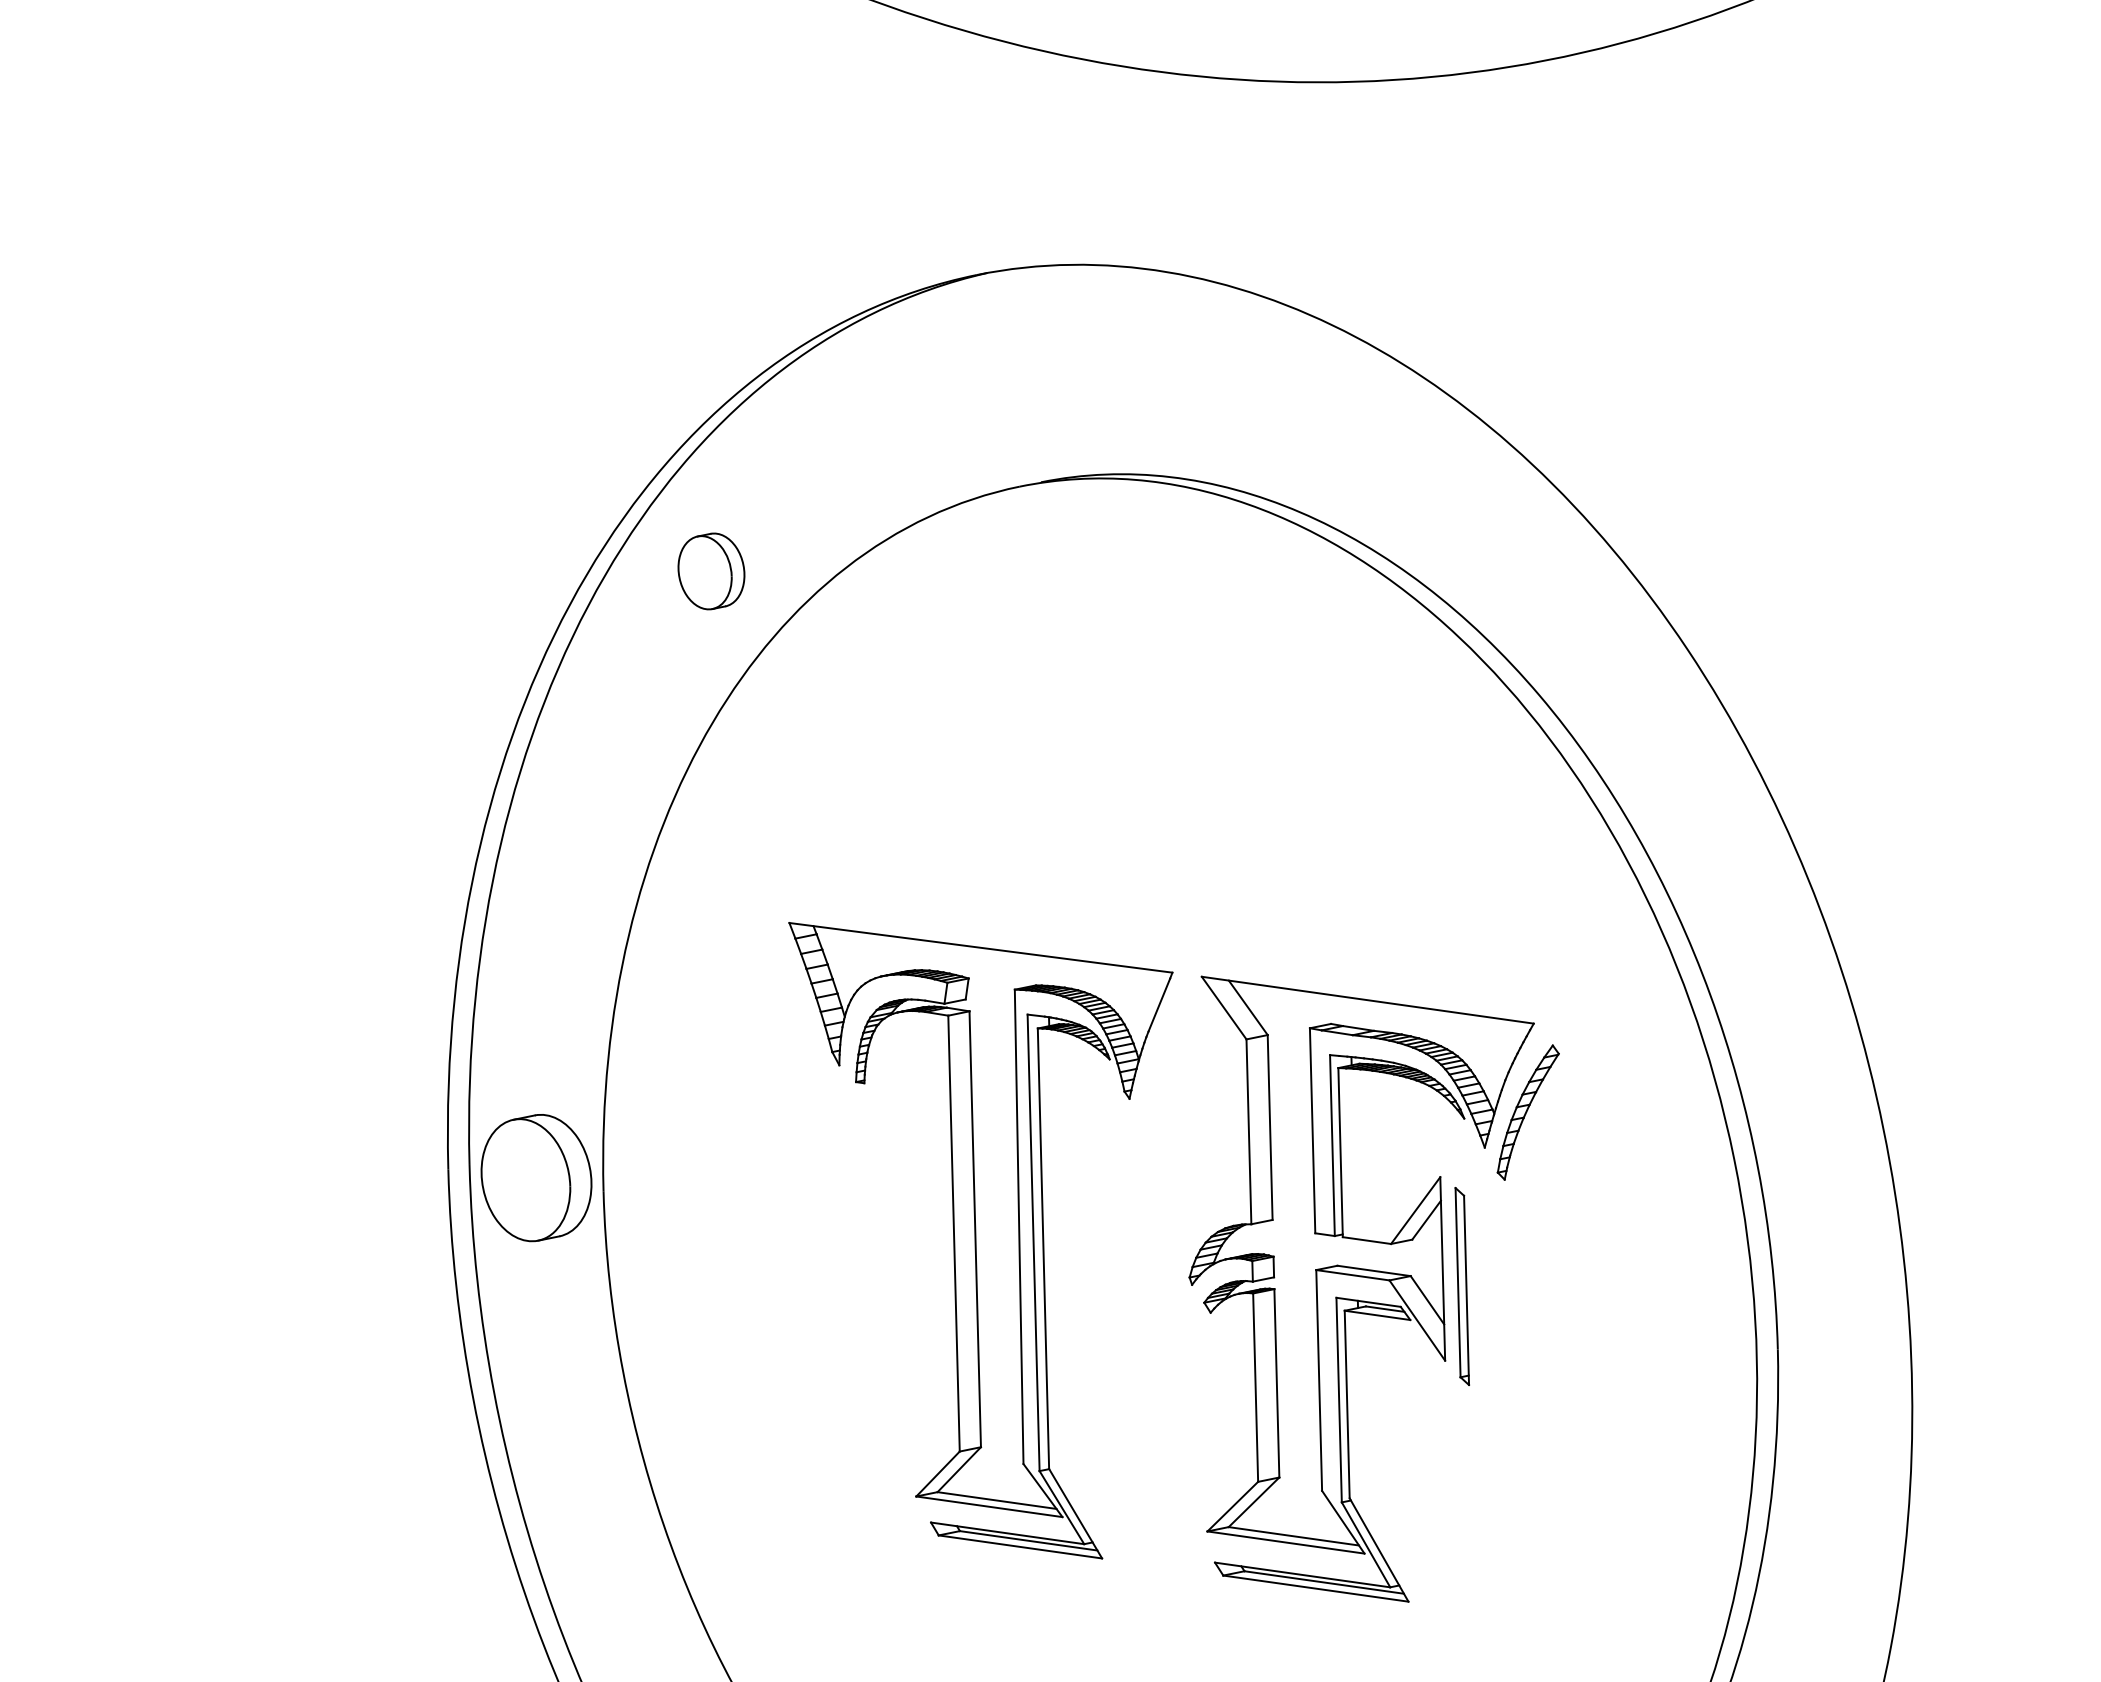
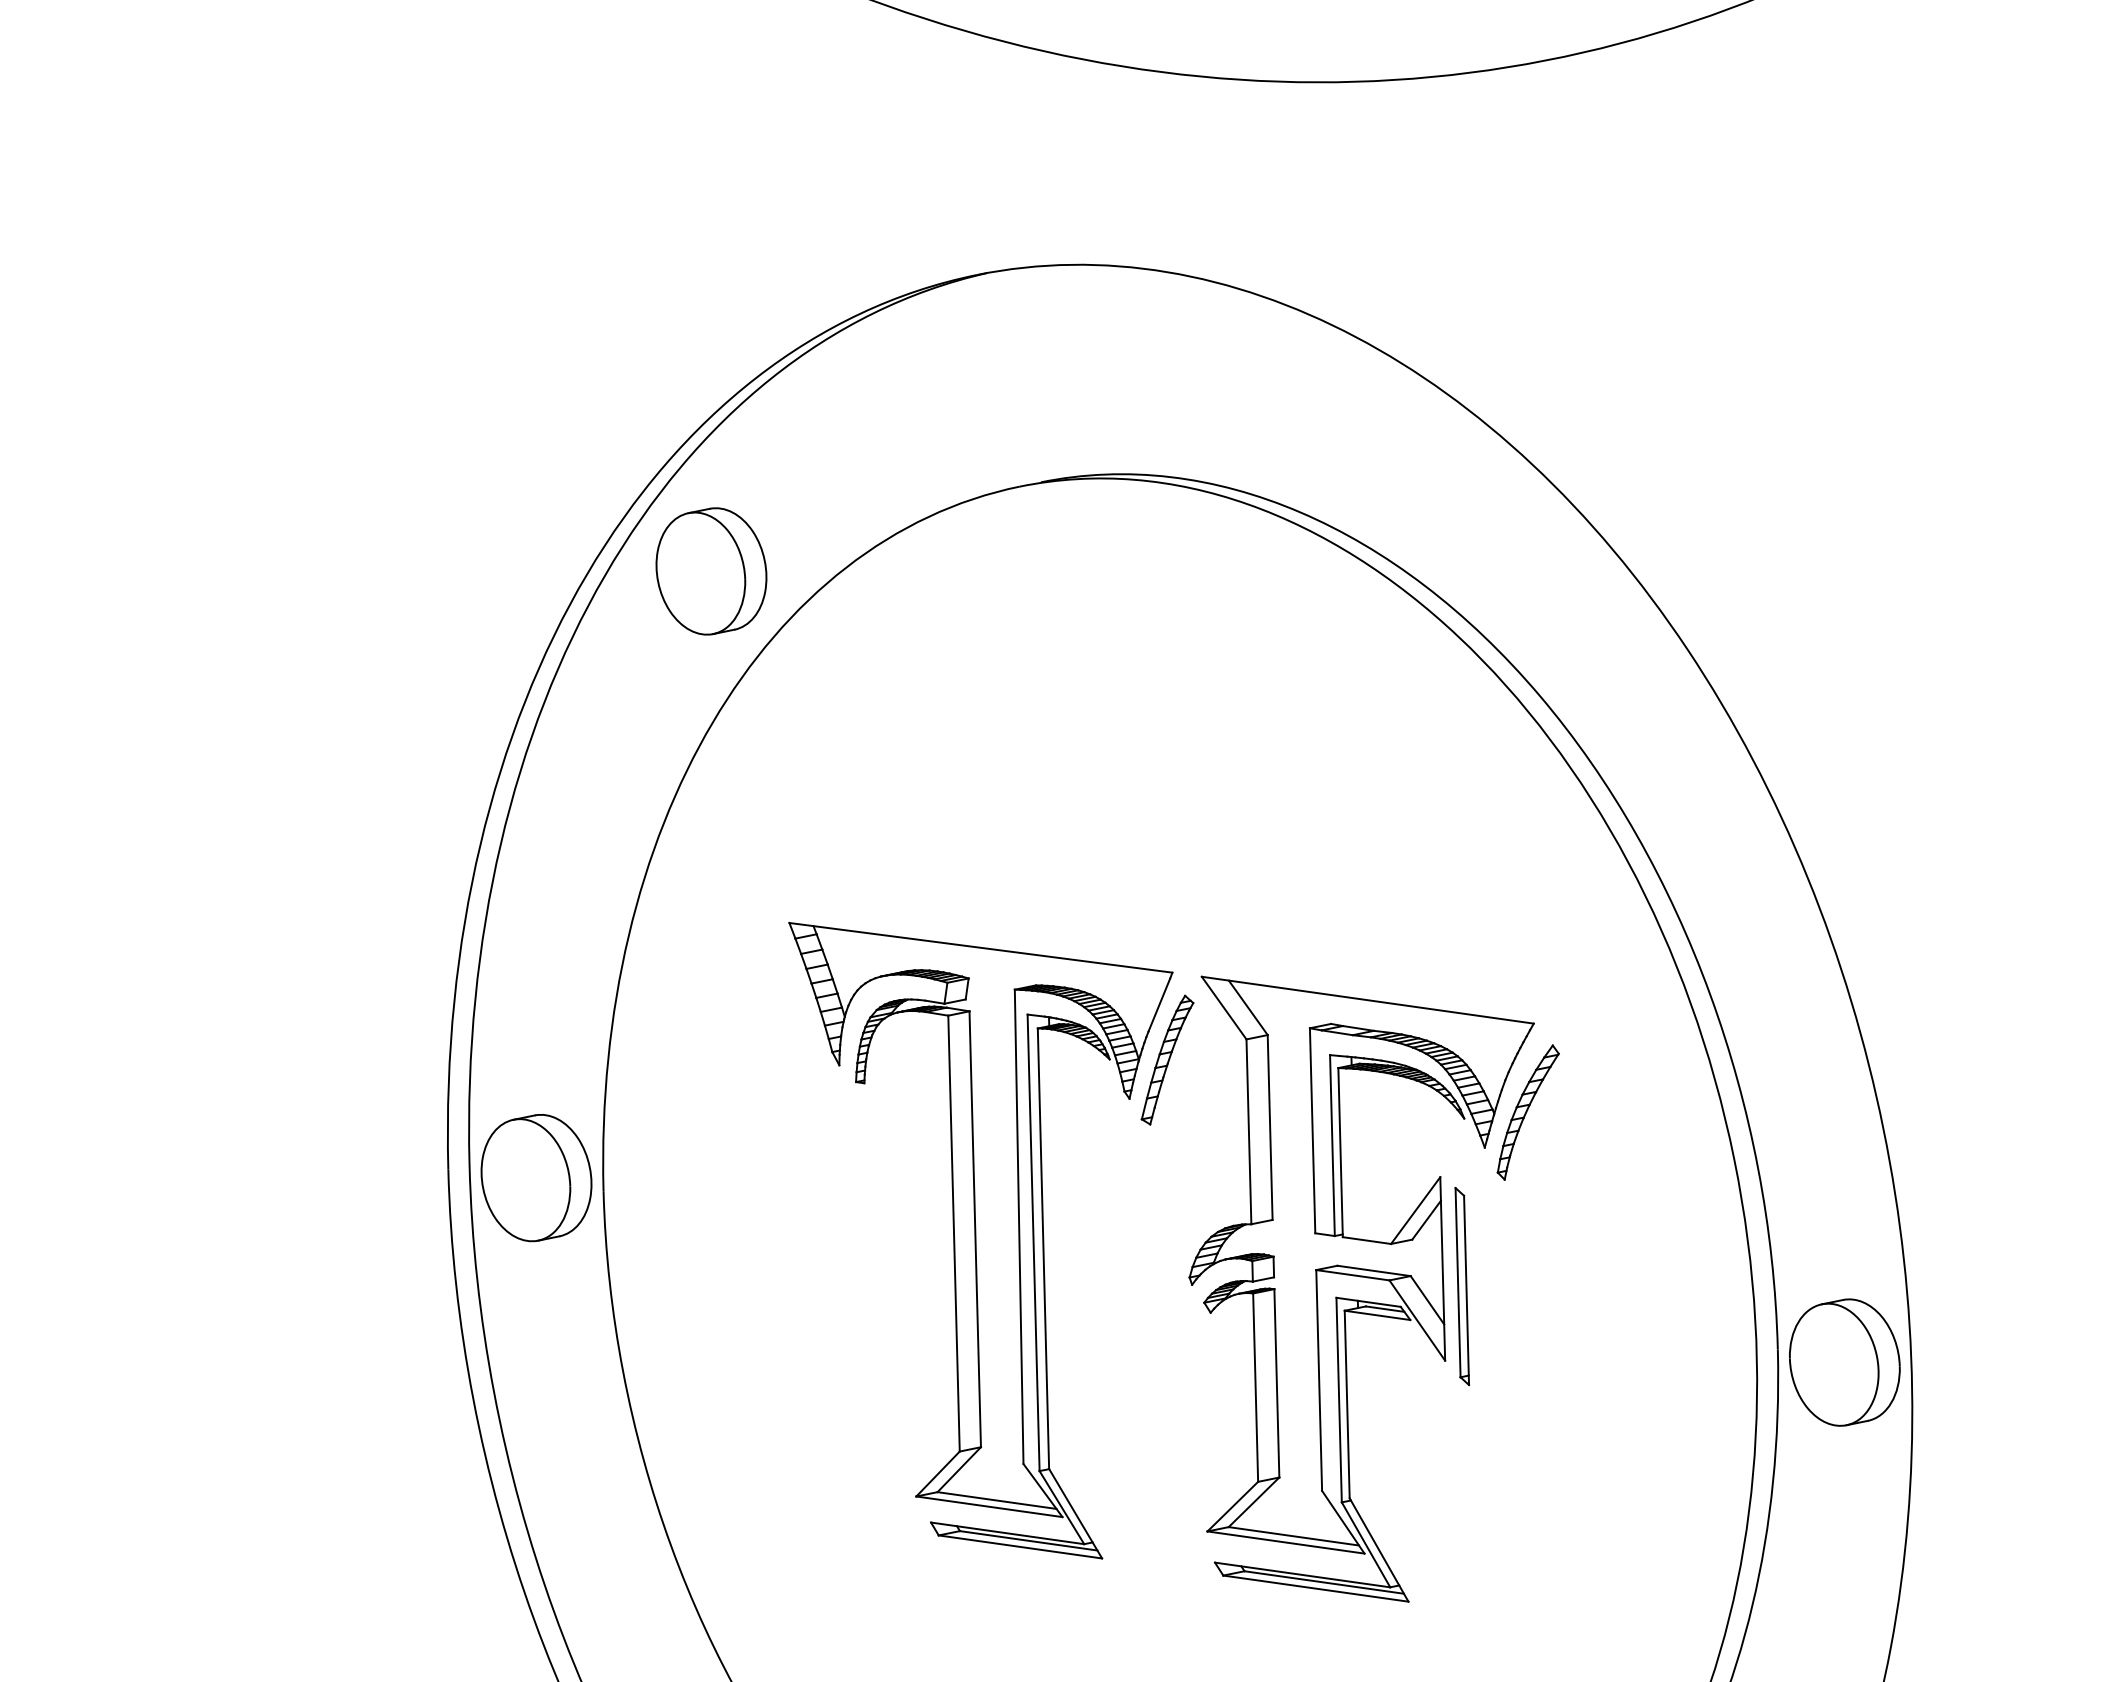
part size: 69x79 px -> 113x129 px (711, 571)
part: none -> present (1167, 1059)
part: none -> present (1844, 1362)
